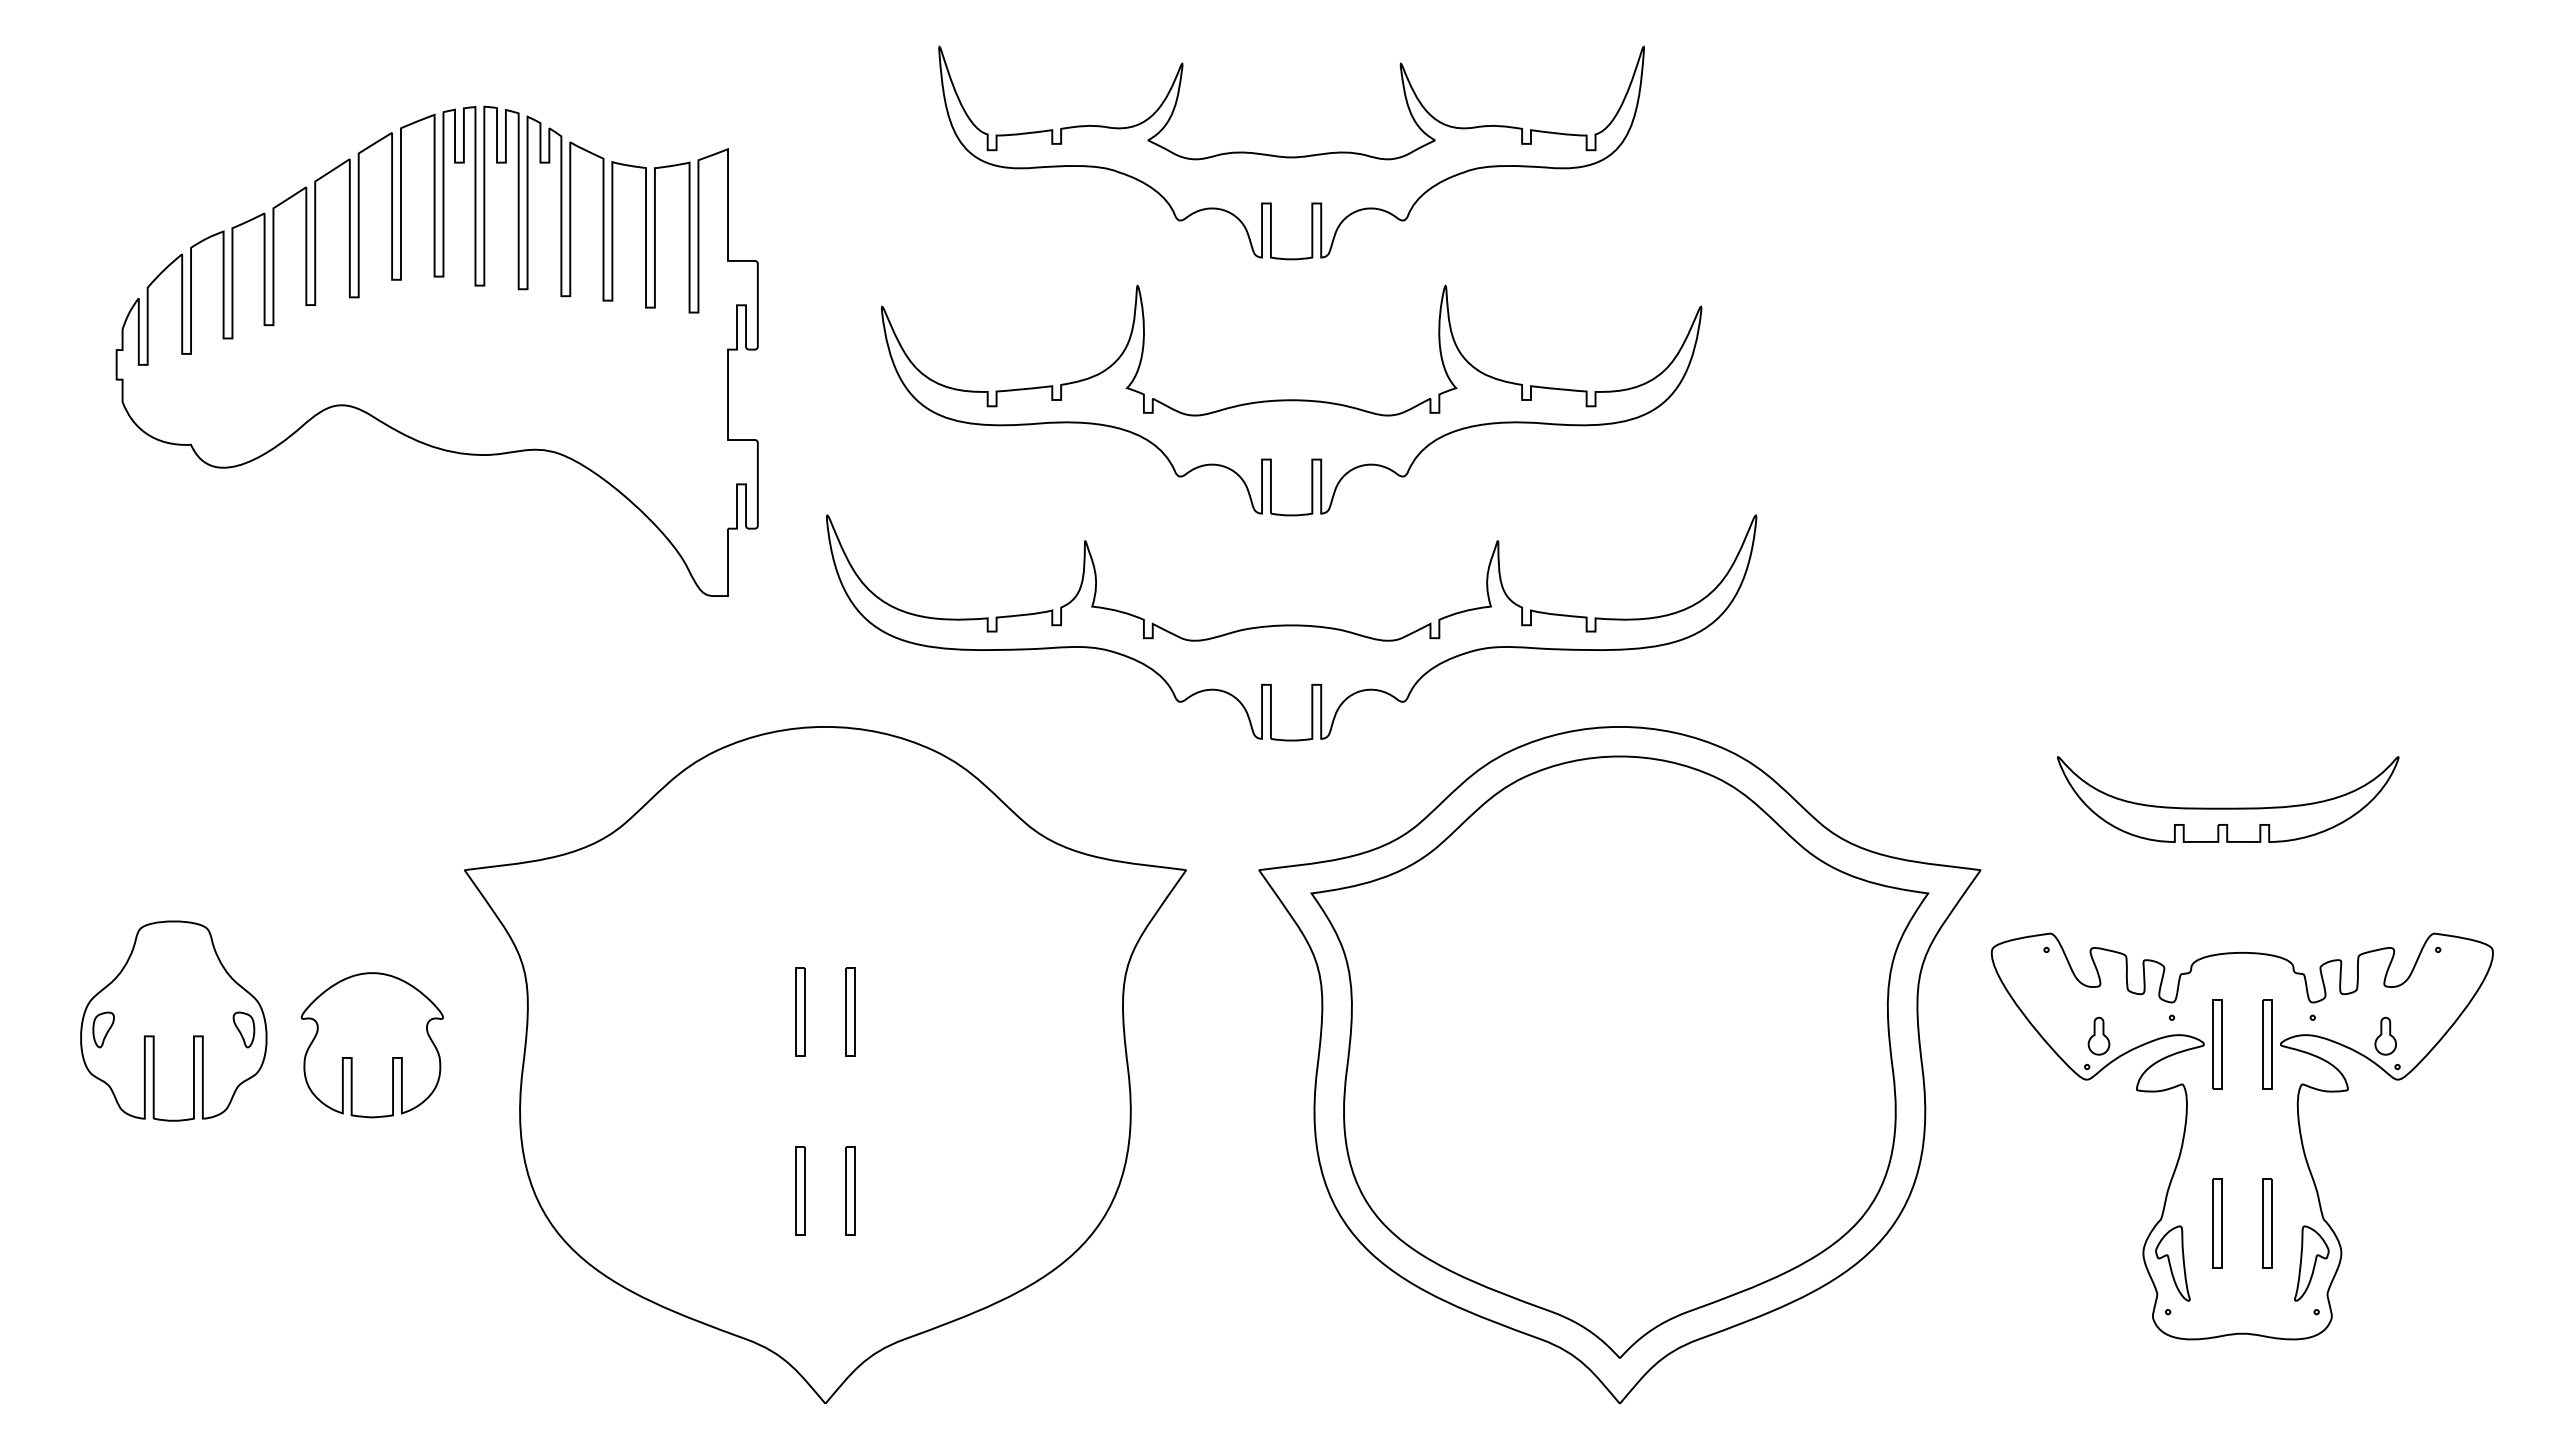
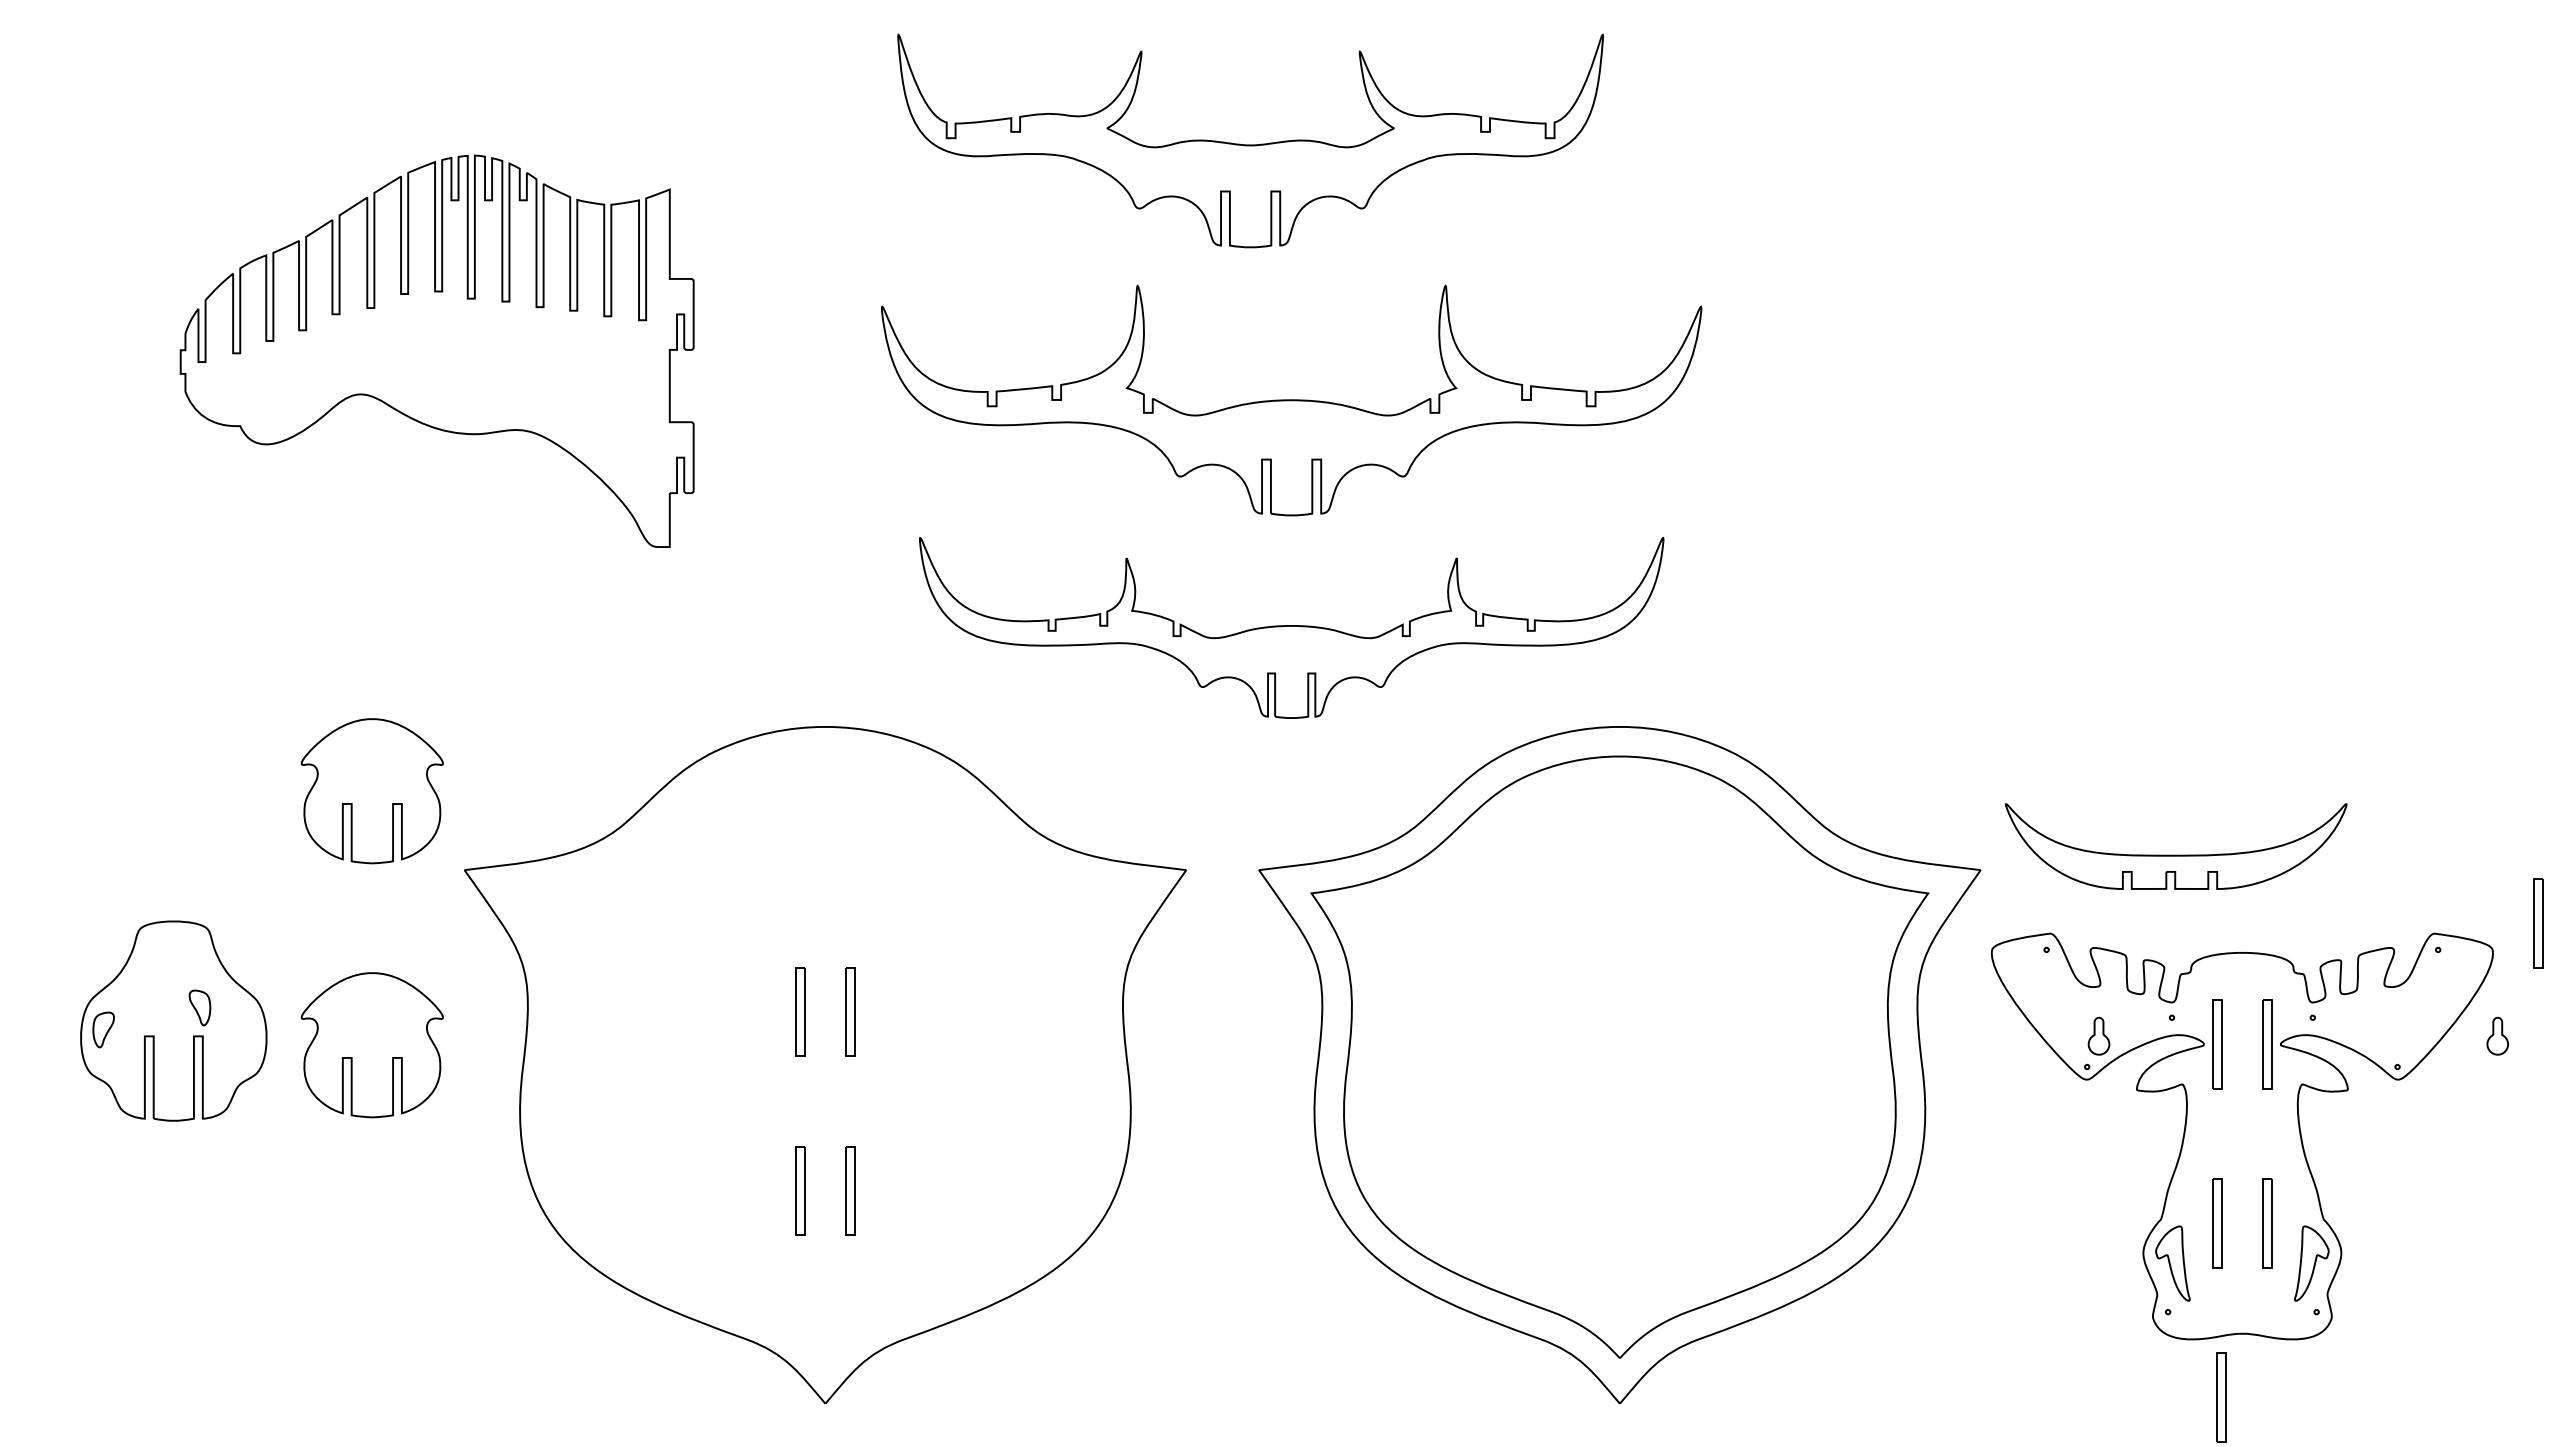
part position: (1291, 152) -> (1250, 140) (1250, 140)
part size: 644x492 px -> 516x394 px (436, 350)
part size: 932x228 px -> 746x183 px (1291, 627)
part: none -> present (371, 791)
part position: (2228, 807) -> (2176, 854) (2176, 854)
part: none -> present (2538, 923)
part position: (243, 1029) -> (199, 1007) (199, 1007)
part position: (2385, 1035) -> (2497, 1035) (2497, 1035)
part: none -> present (2221, 1397)
